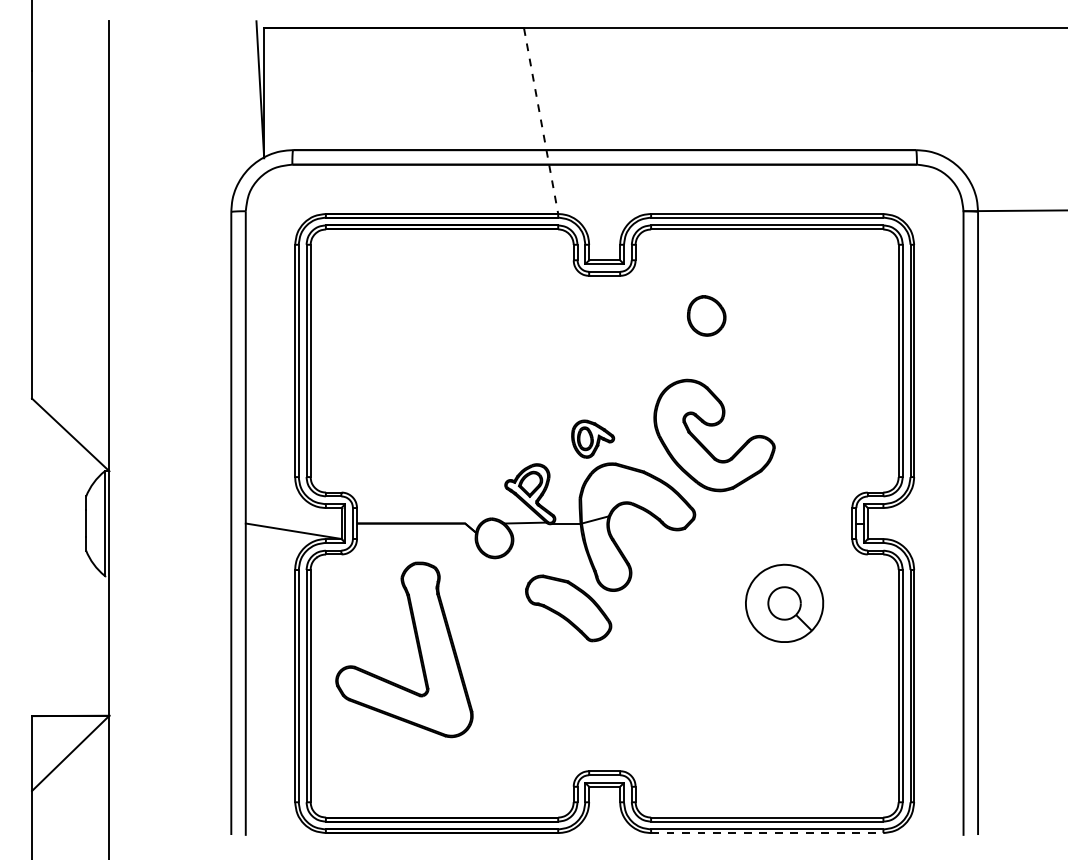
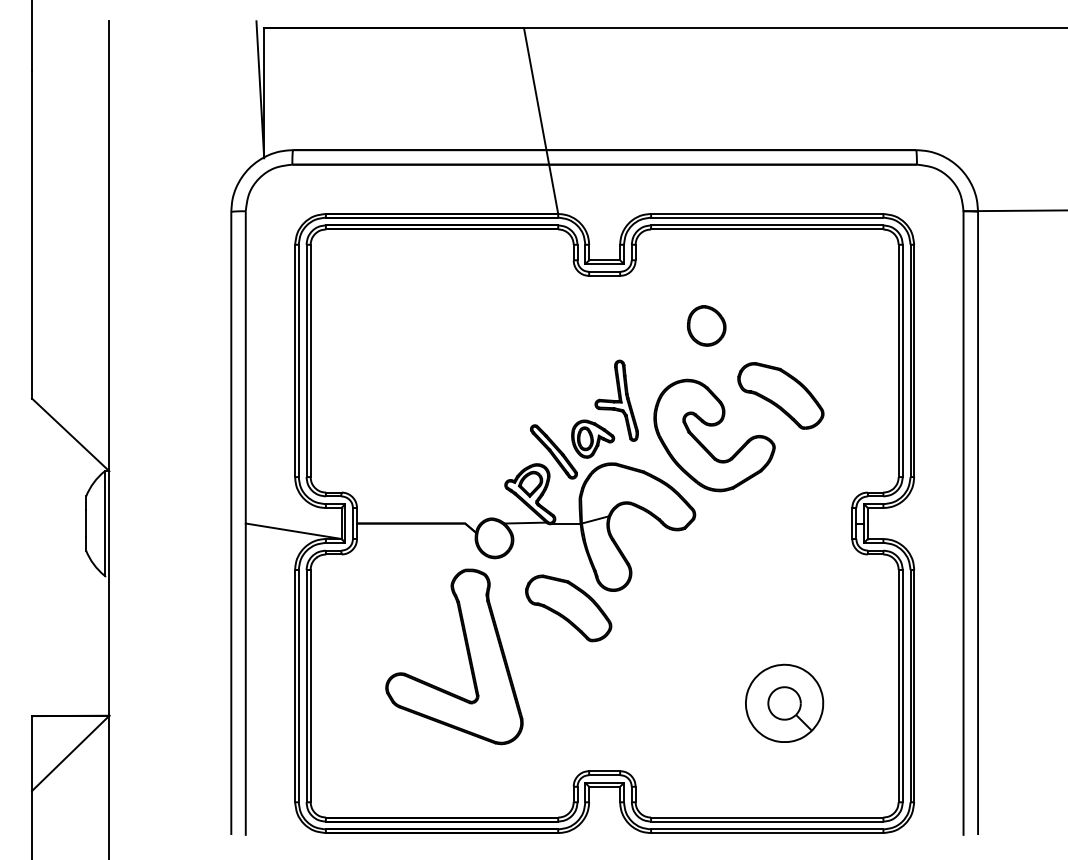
line: dashed -> solid (541, 121)
part position: (706, 315) -> (706, 325) (706, 325)
part: none -> present (780, 395)
part: none -> present (616, 400)
part: none -> present (553, 451)
part position: (784, 602) -> (784, 702) (784, 702)
part position: (416, 644) -> (466, 651) (466, 651)
line: dashed -> solid (767, 833)
